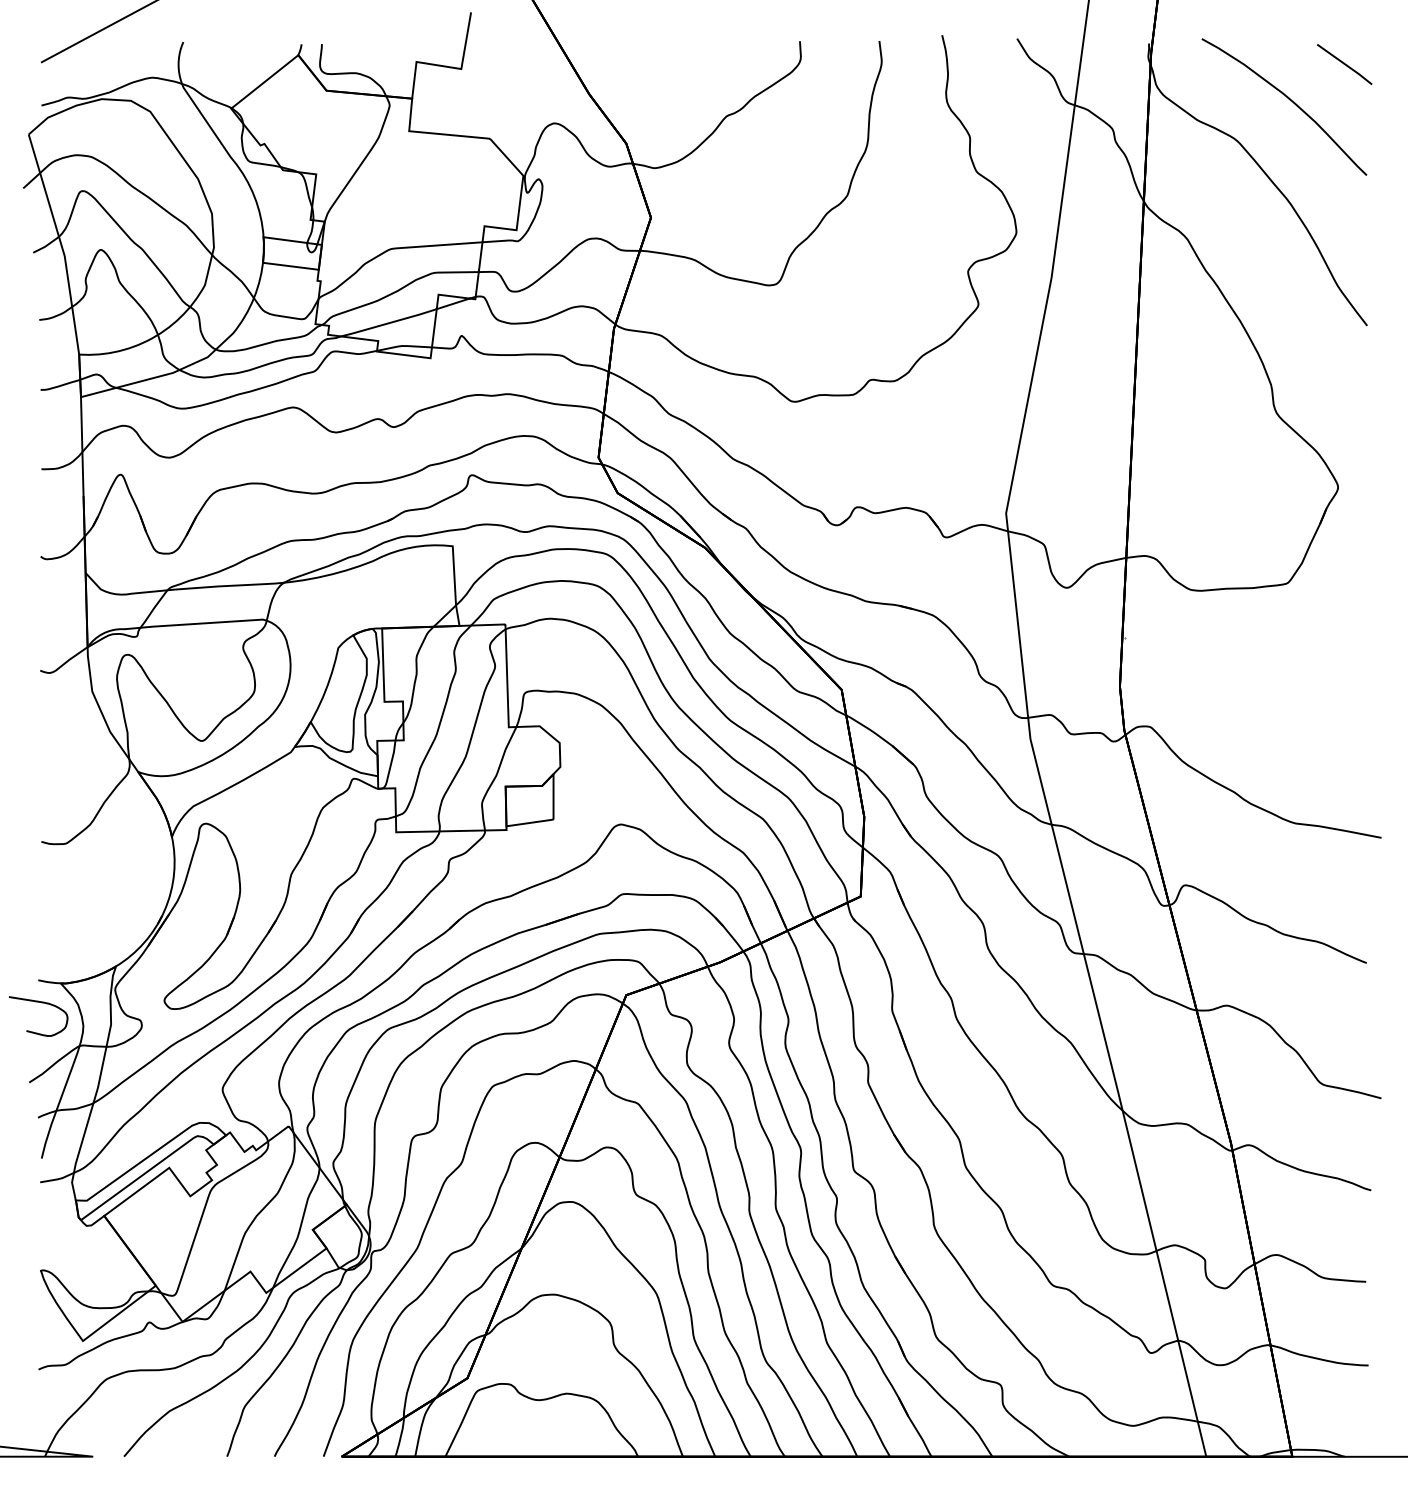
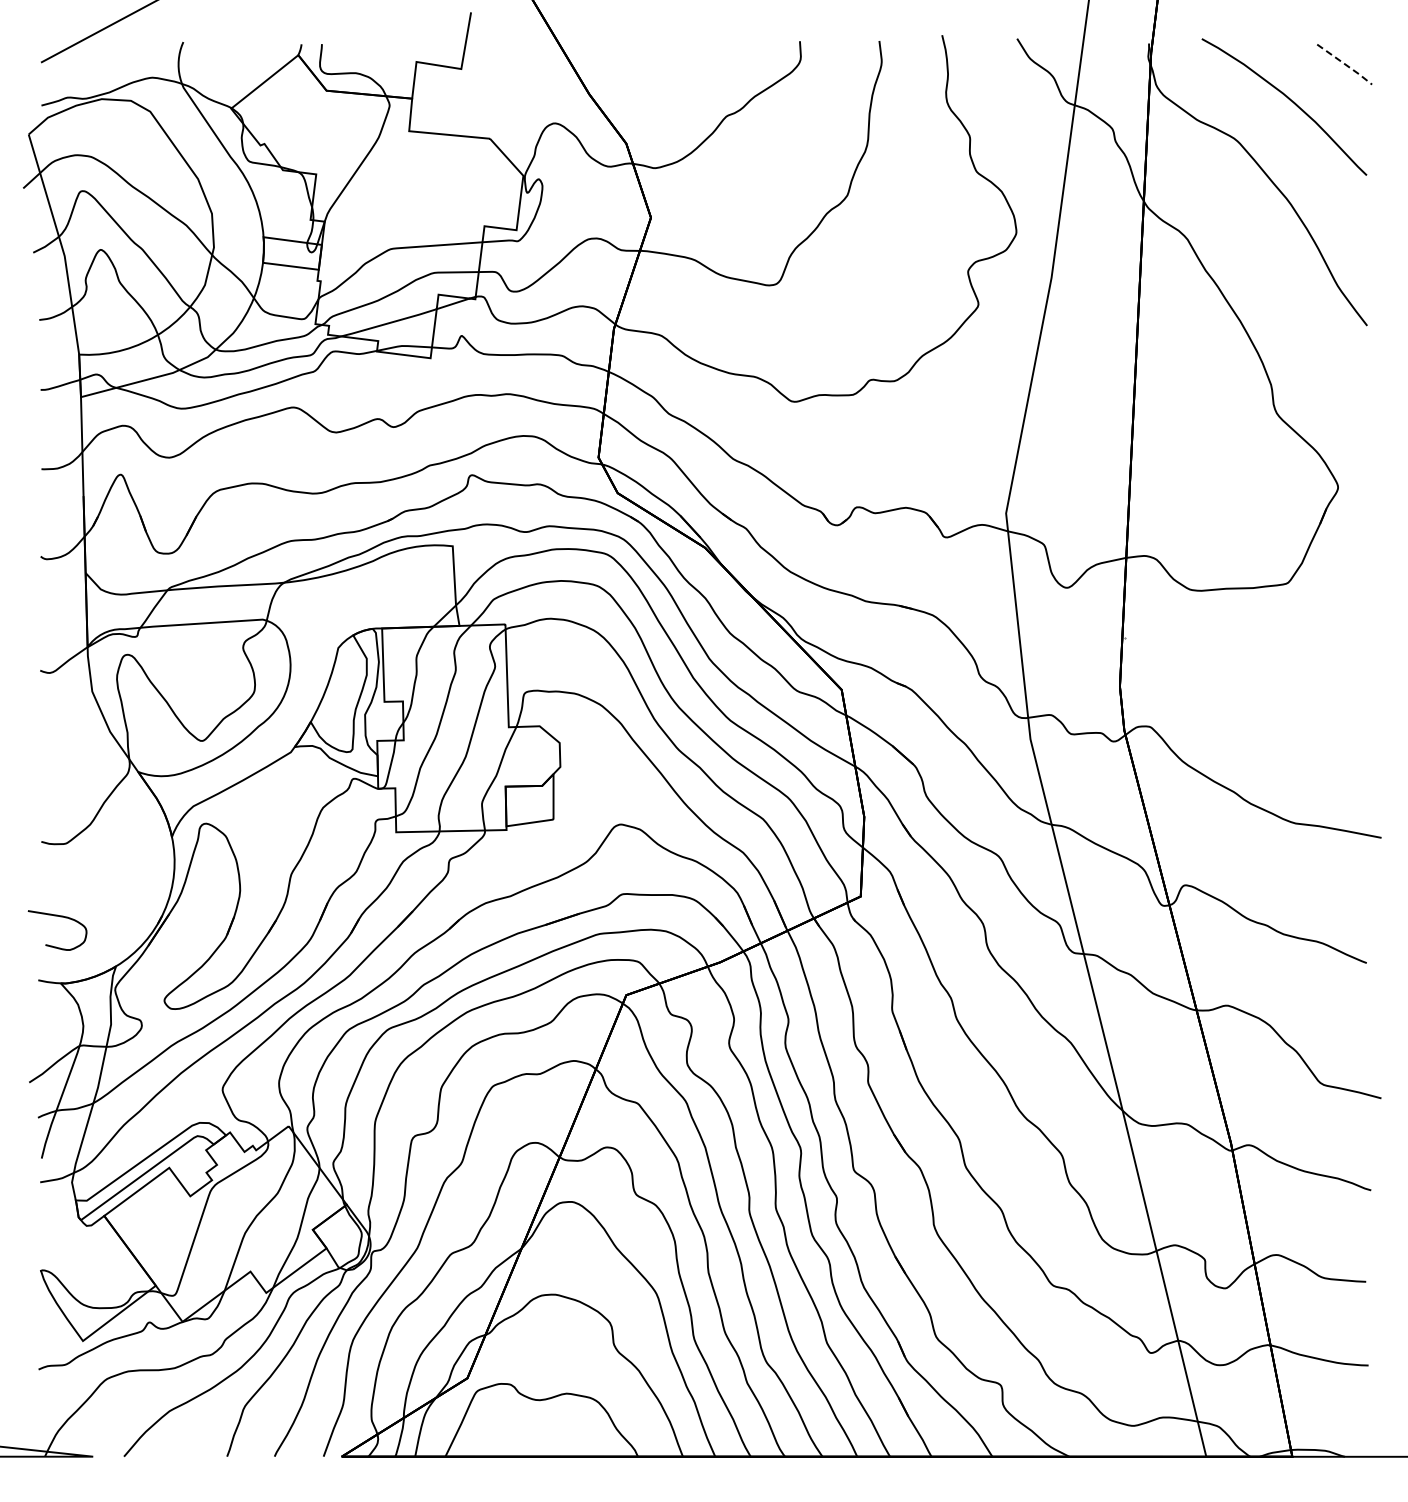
line: solid -> dashed (1345, 64)
curve position: (41, 1003) -> (60, 917) (60, 917)
